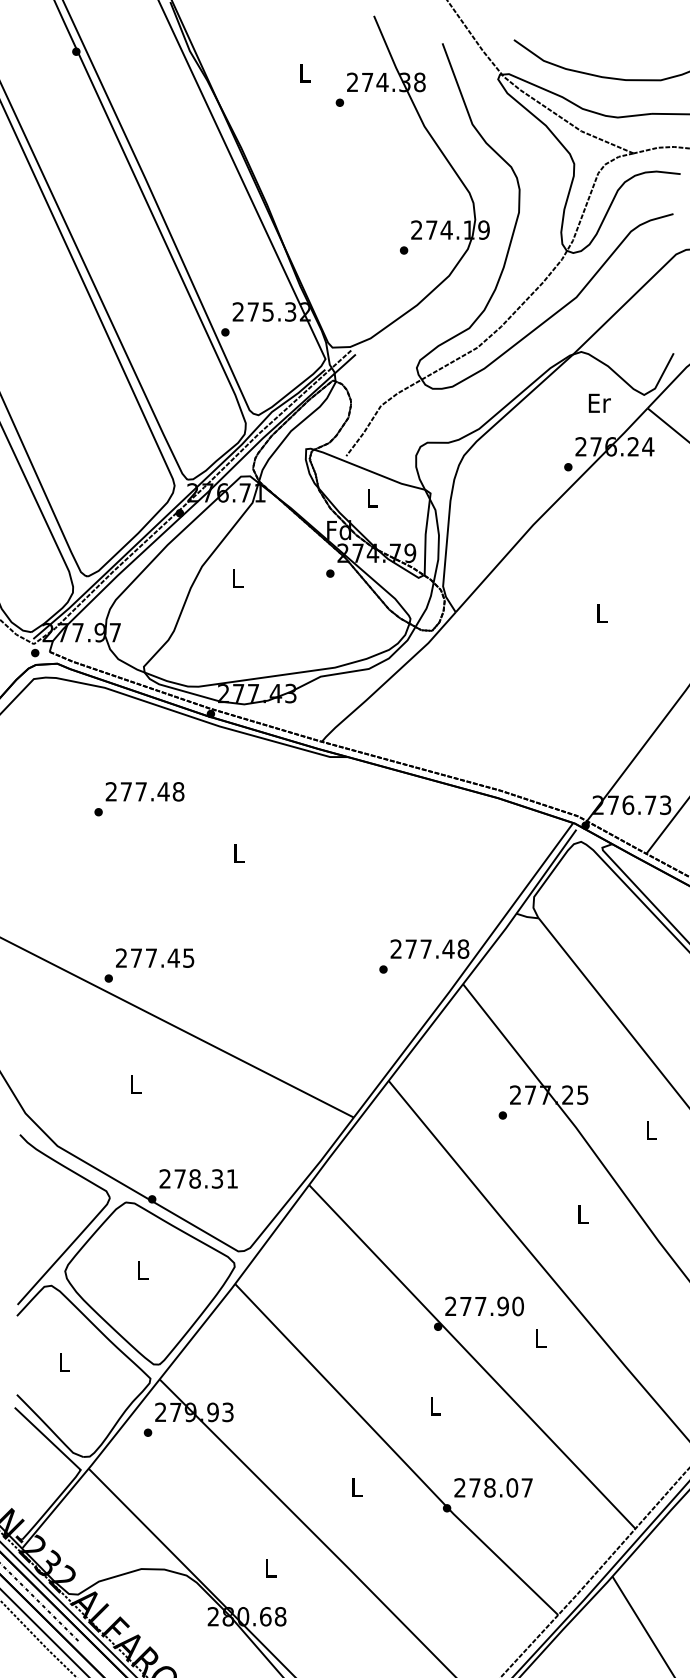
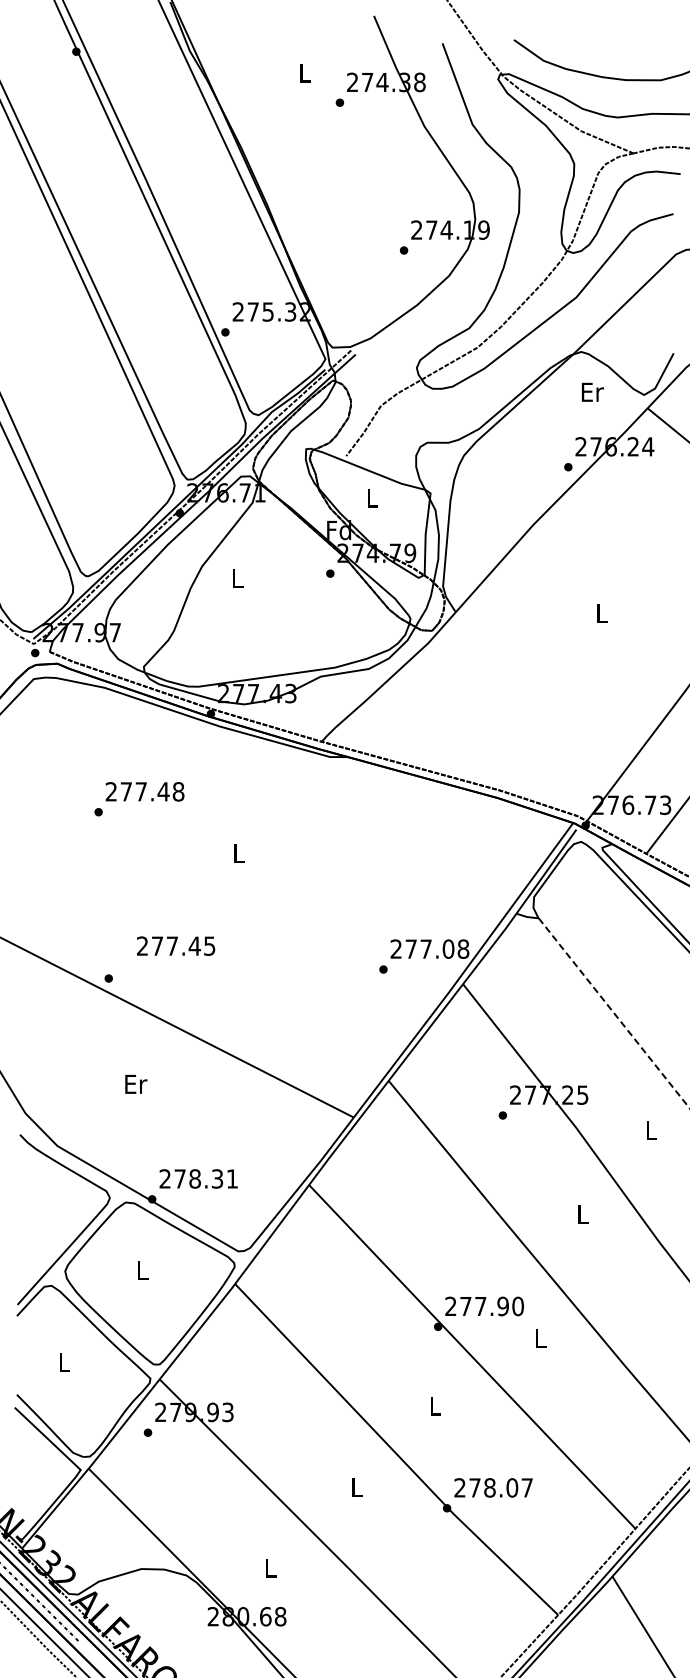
text position: (599, 402) -> (592, 391) (592, 391)
text: 277.48 -> 277.08 (448, 948)
text position: (155, 957) -> (176, 945) (176, 945)
line: solid -> dashed (613, 1012)
text: L -> Er (136, 1083)
